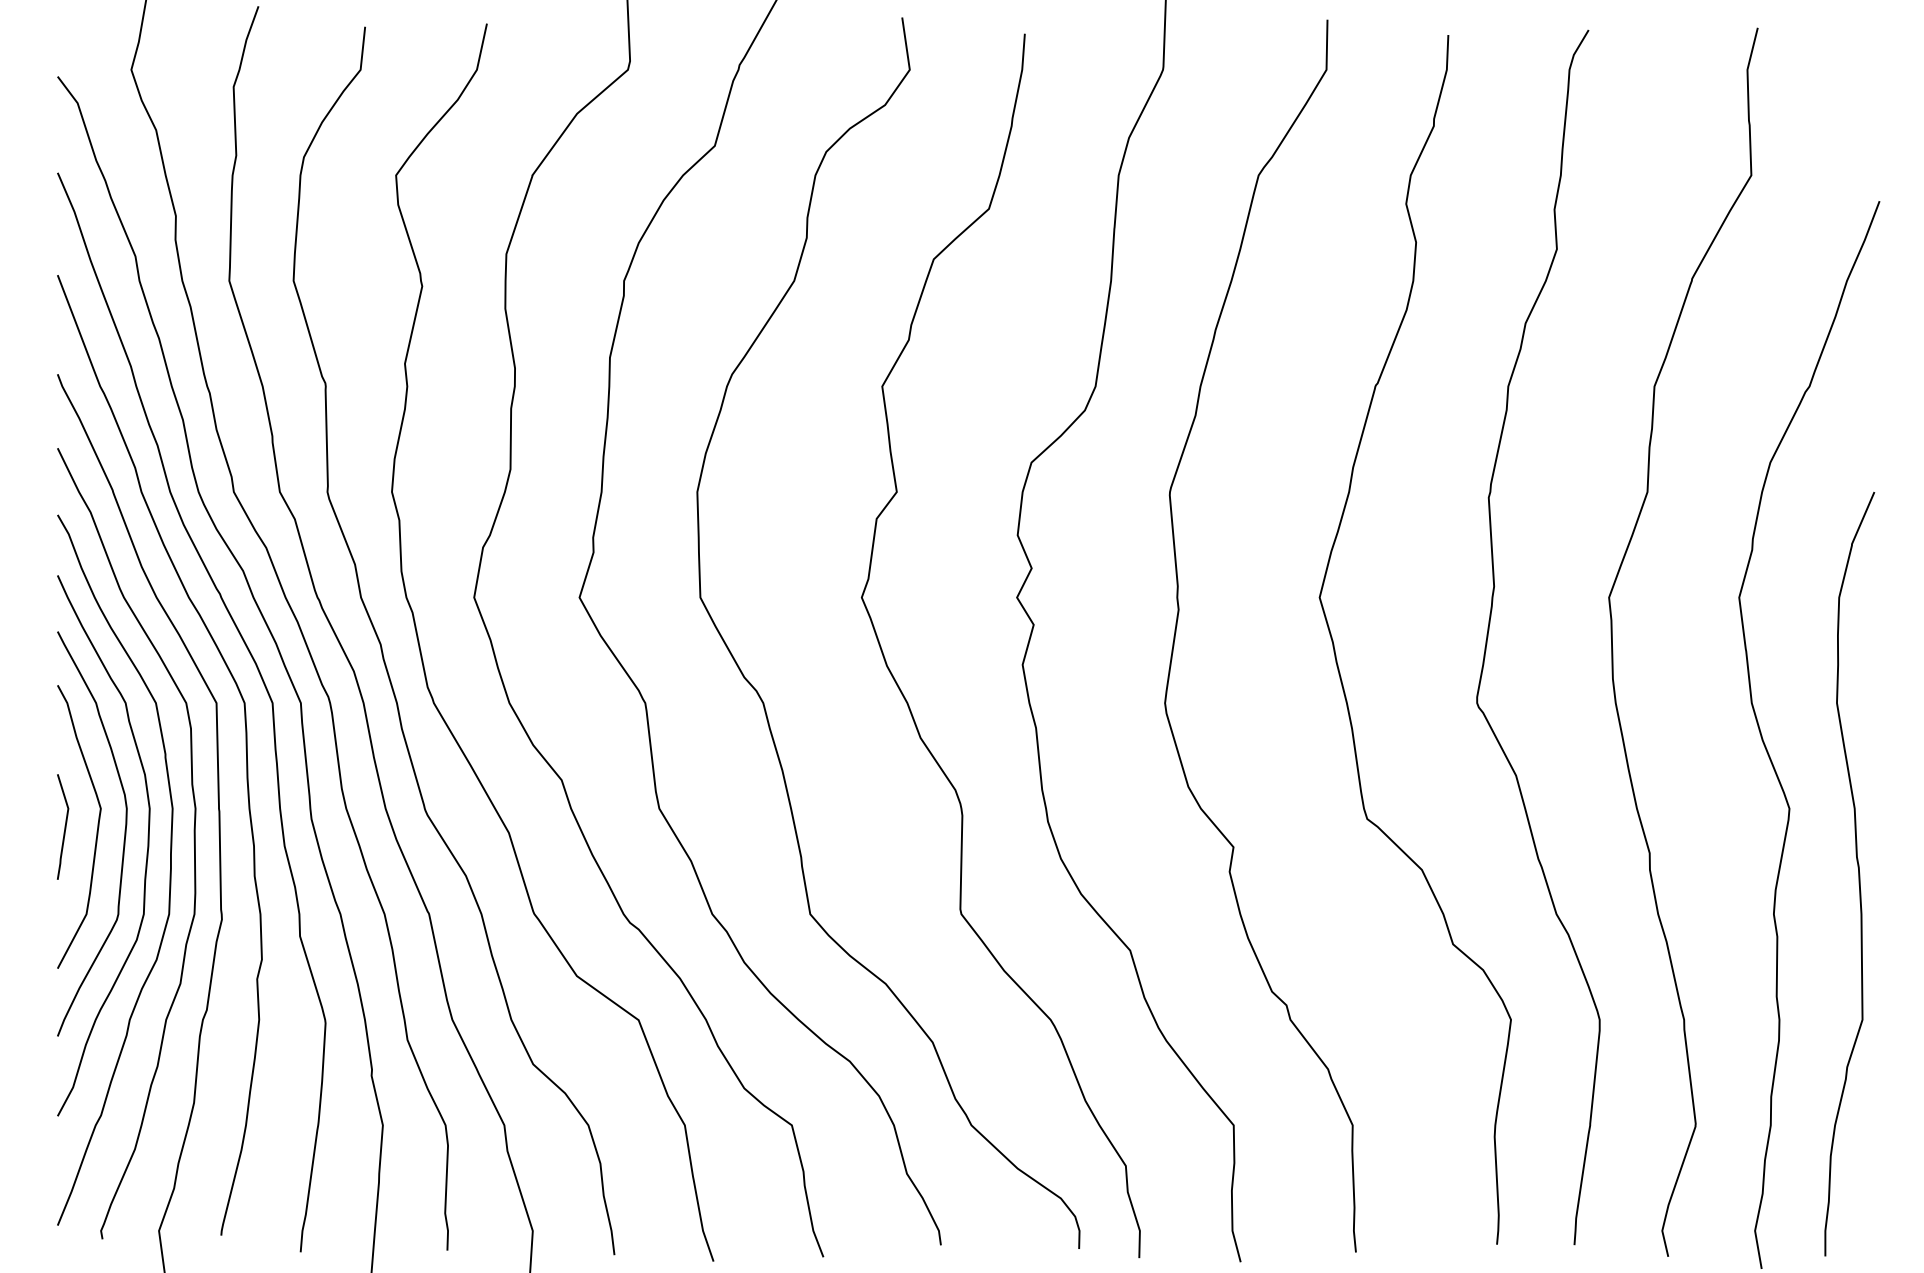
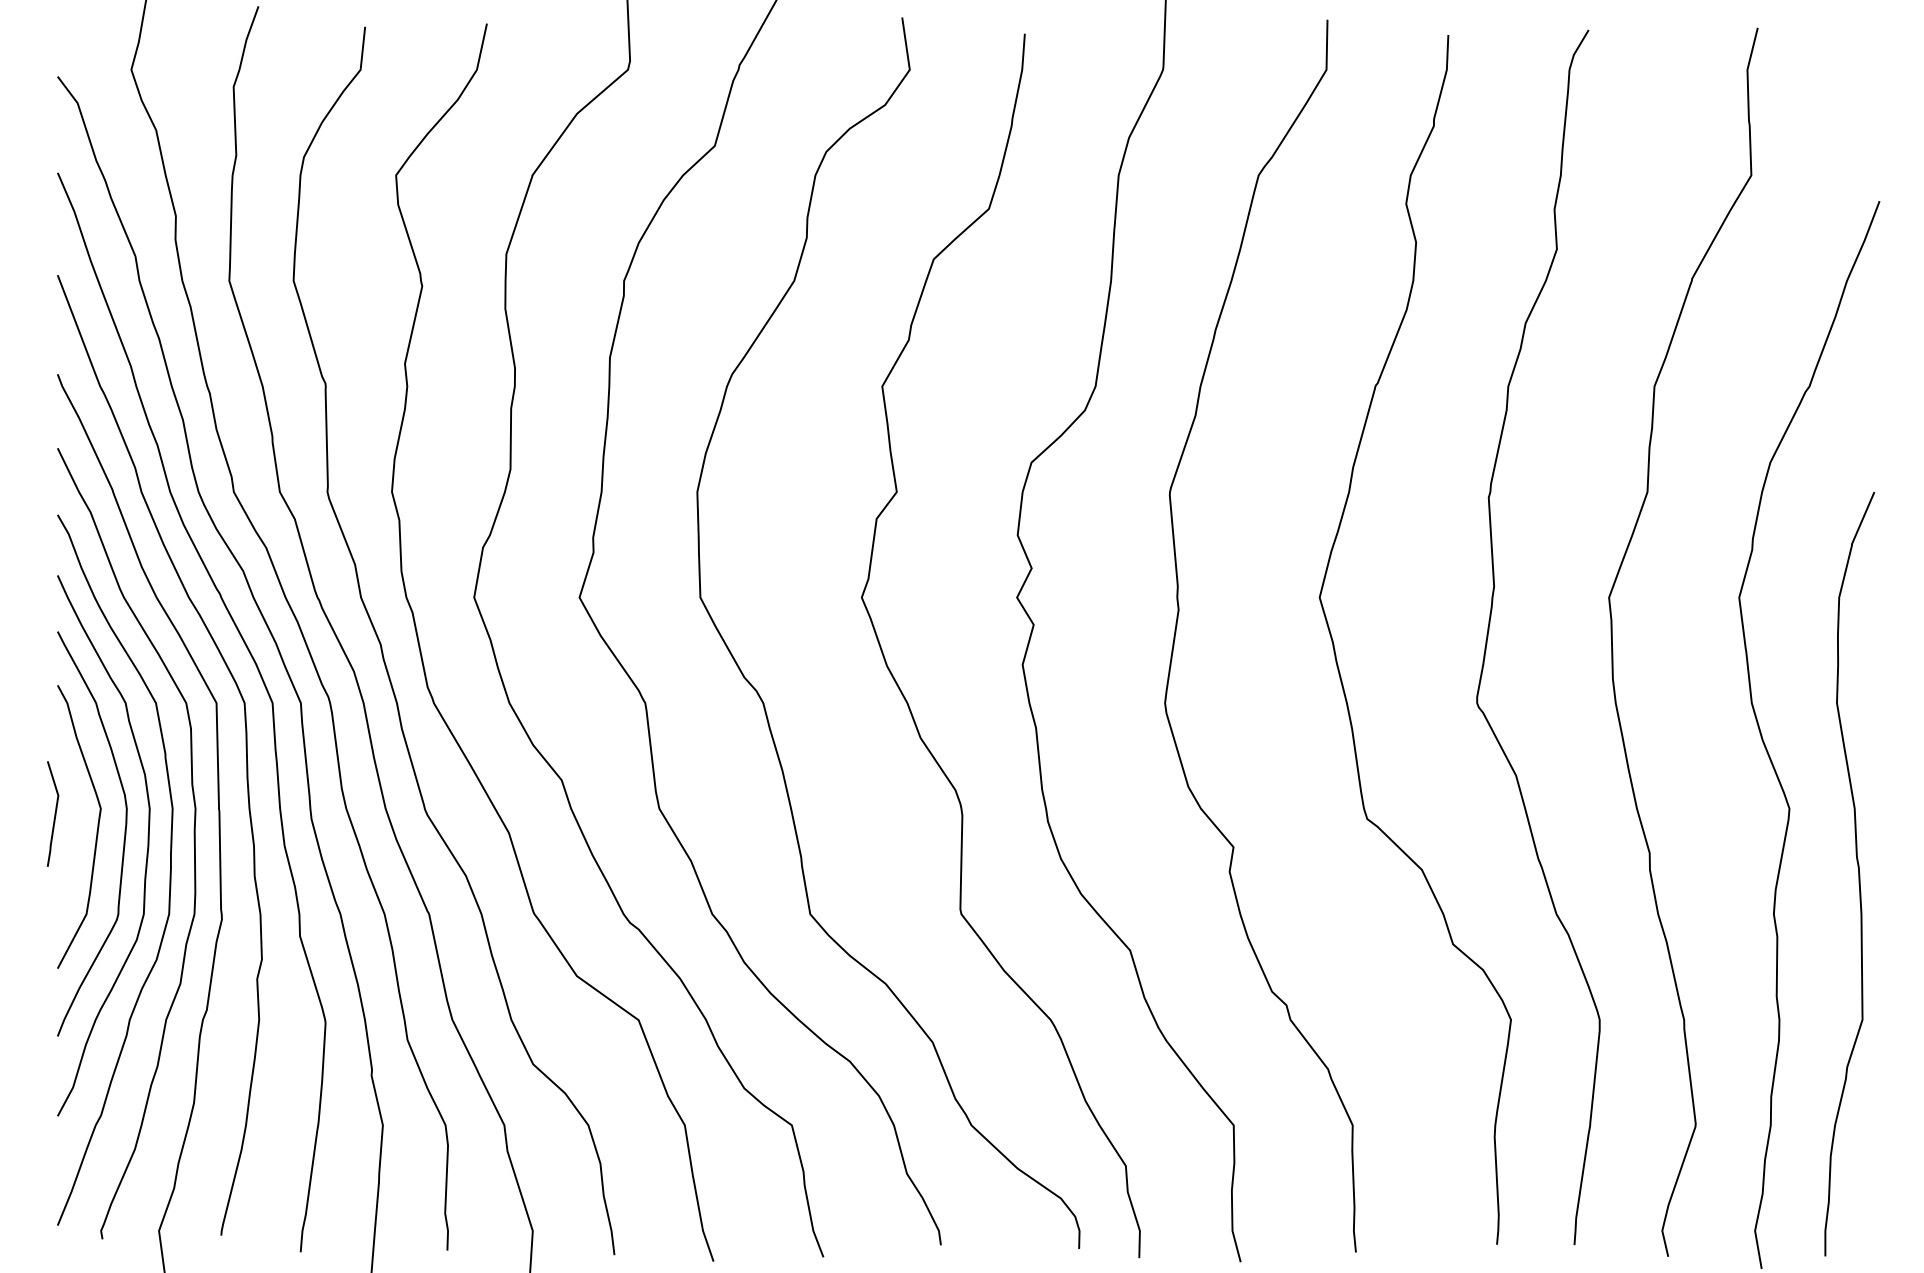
line position: (64, 826) -> (54, 813) (54, 813)
